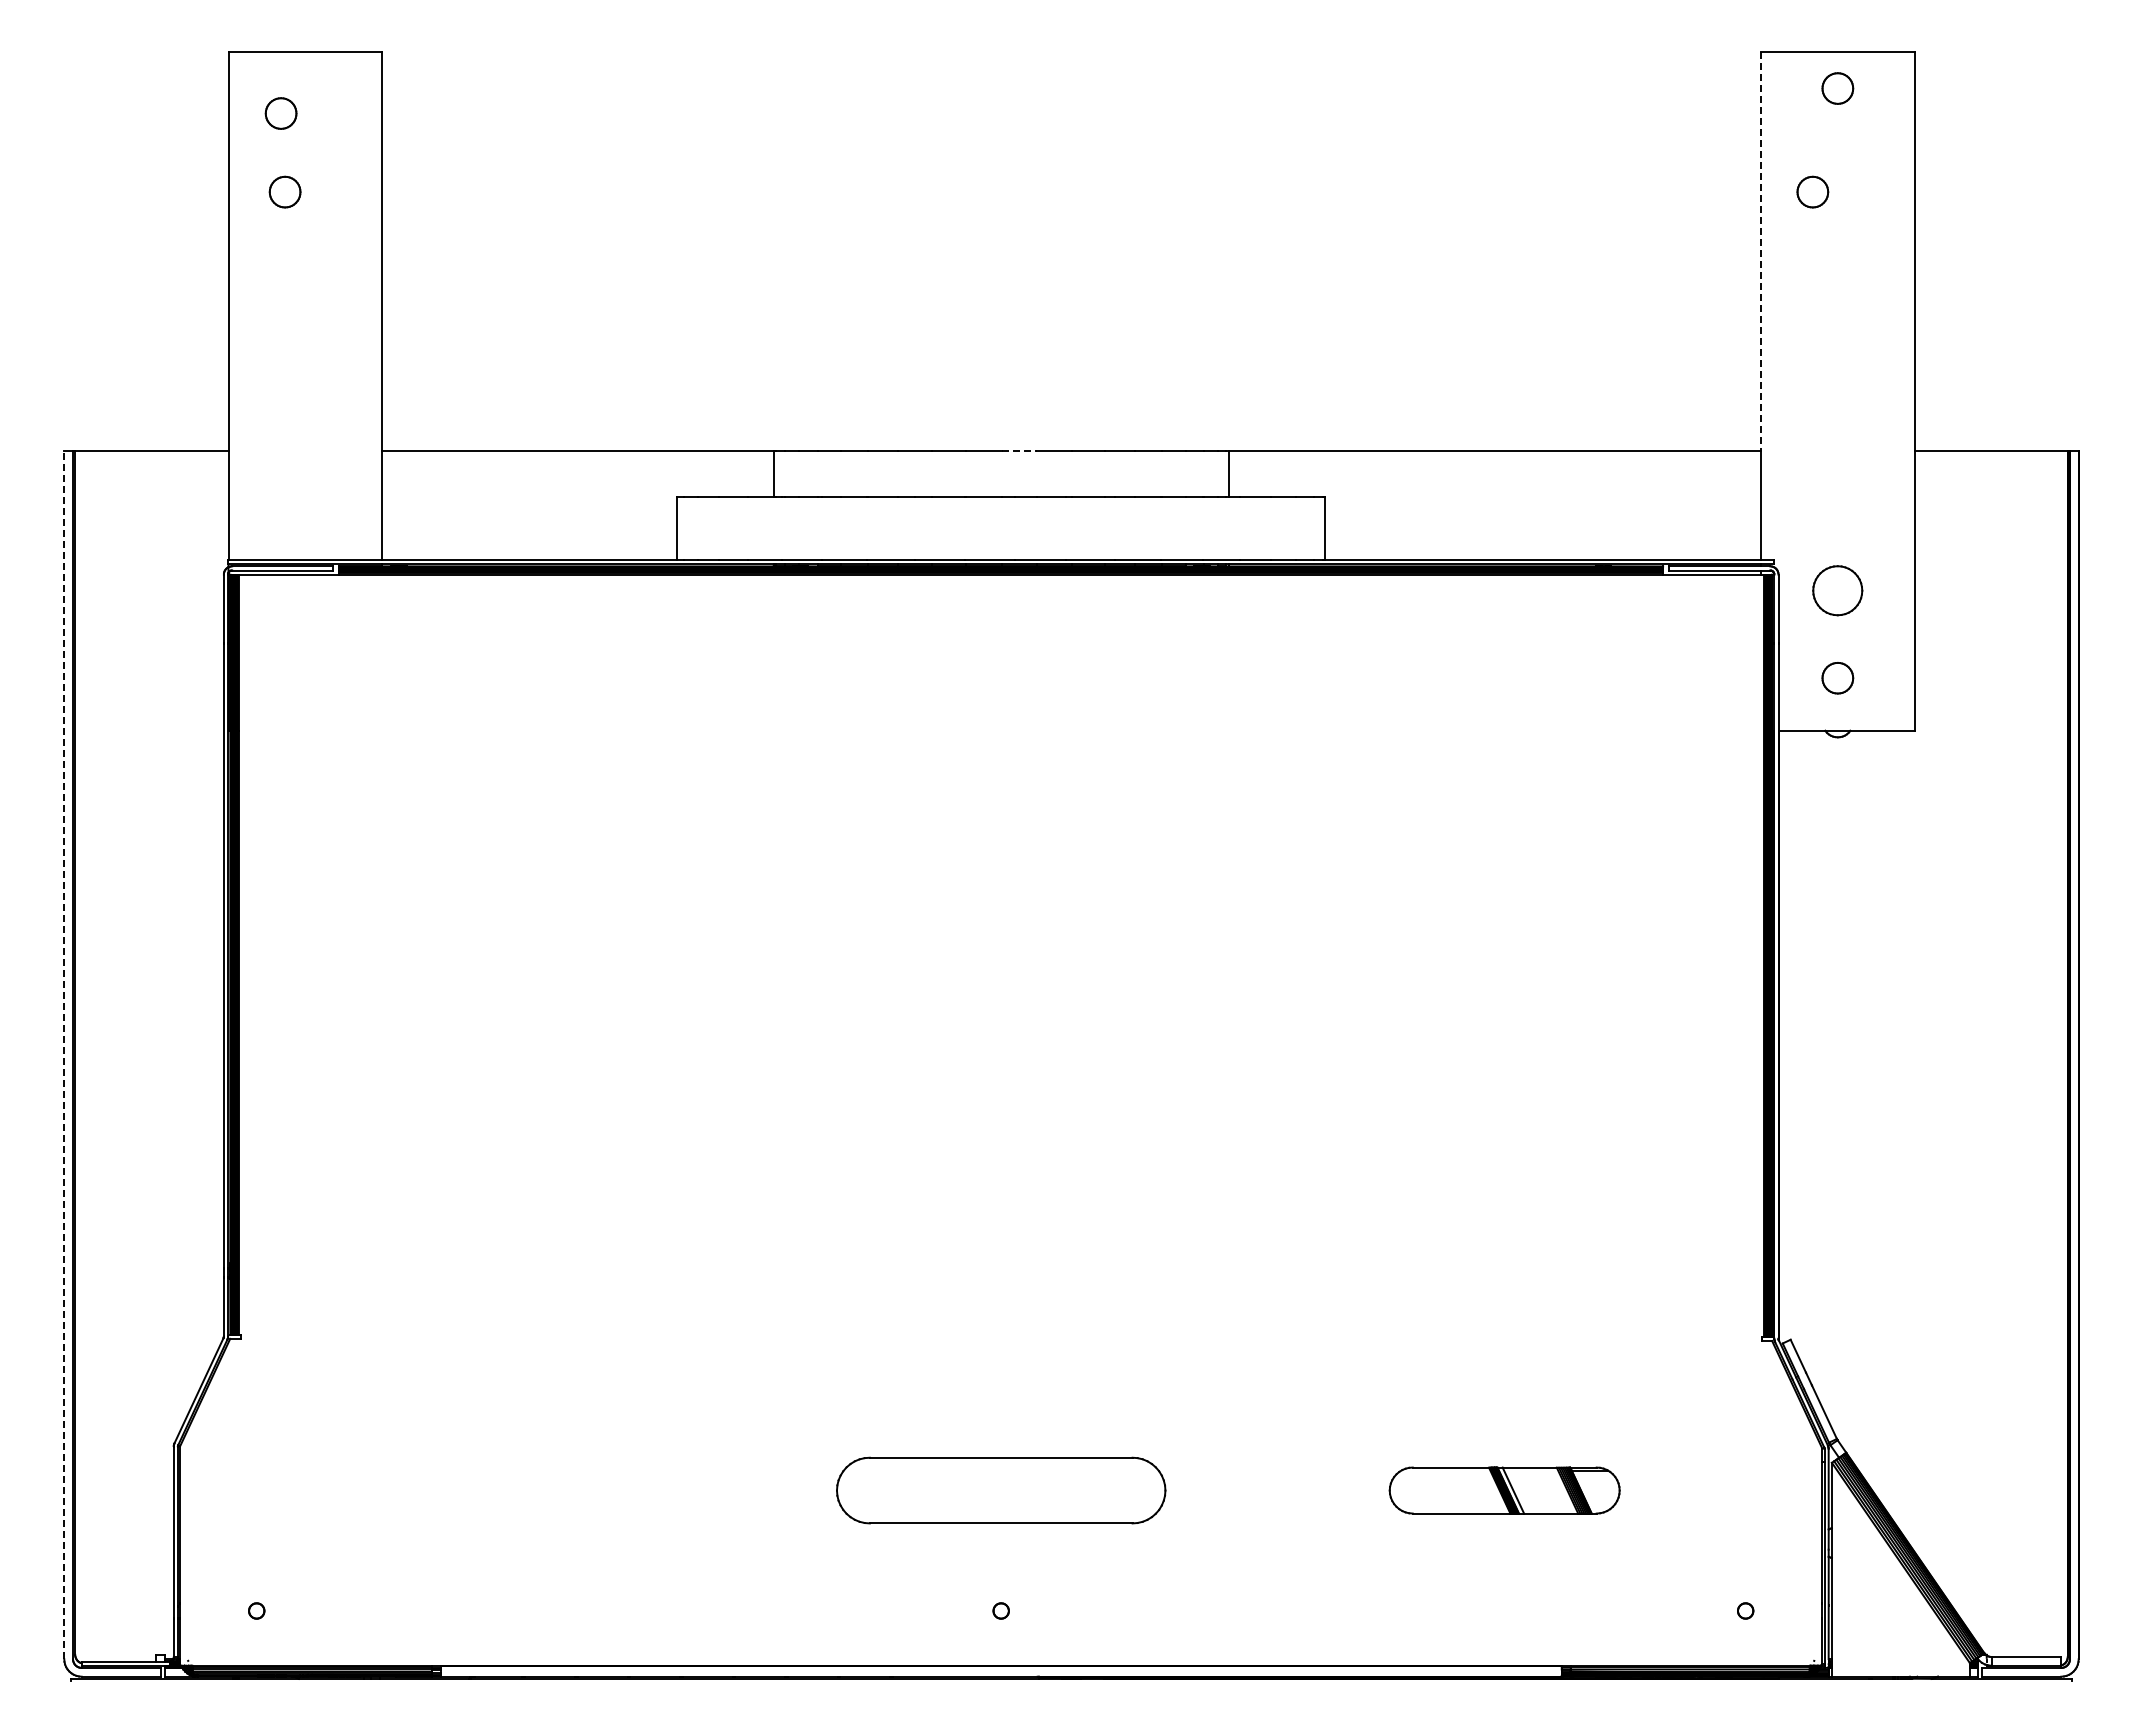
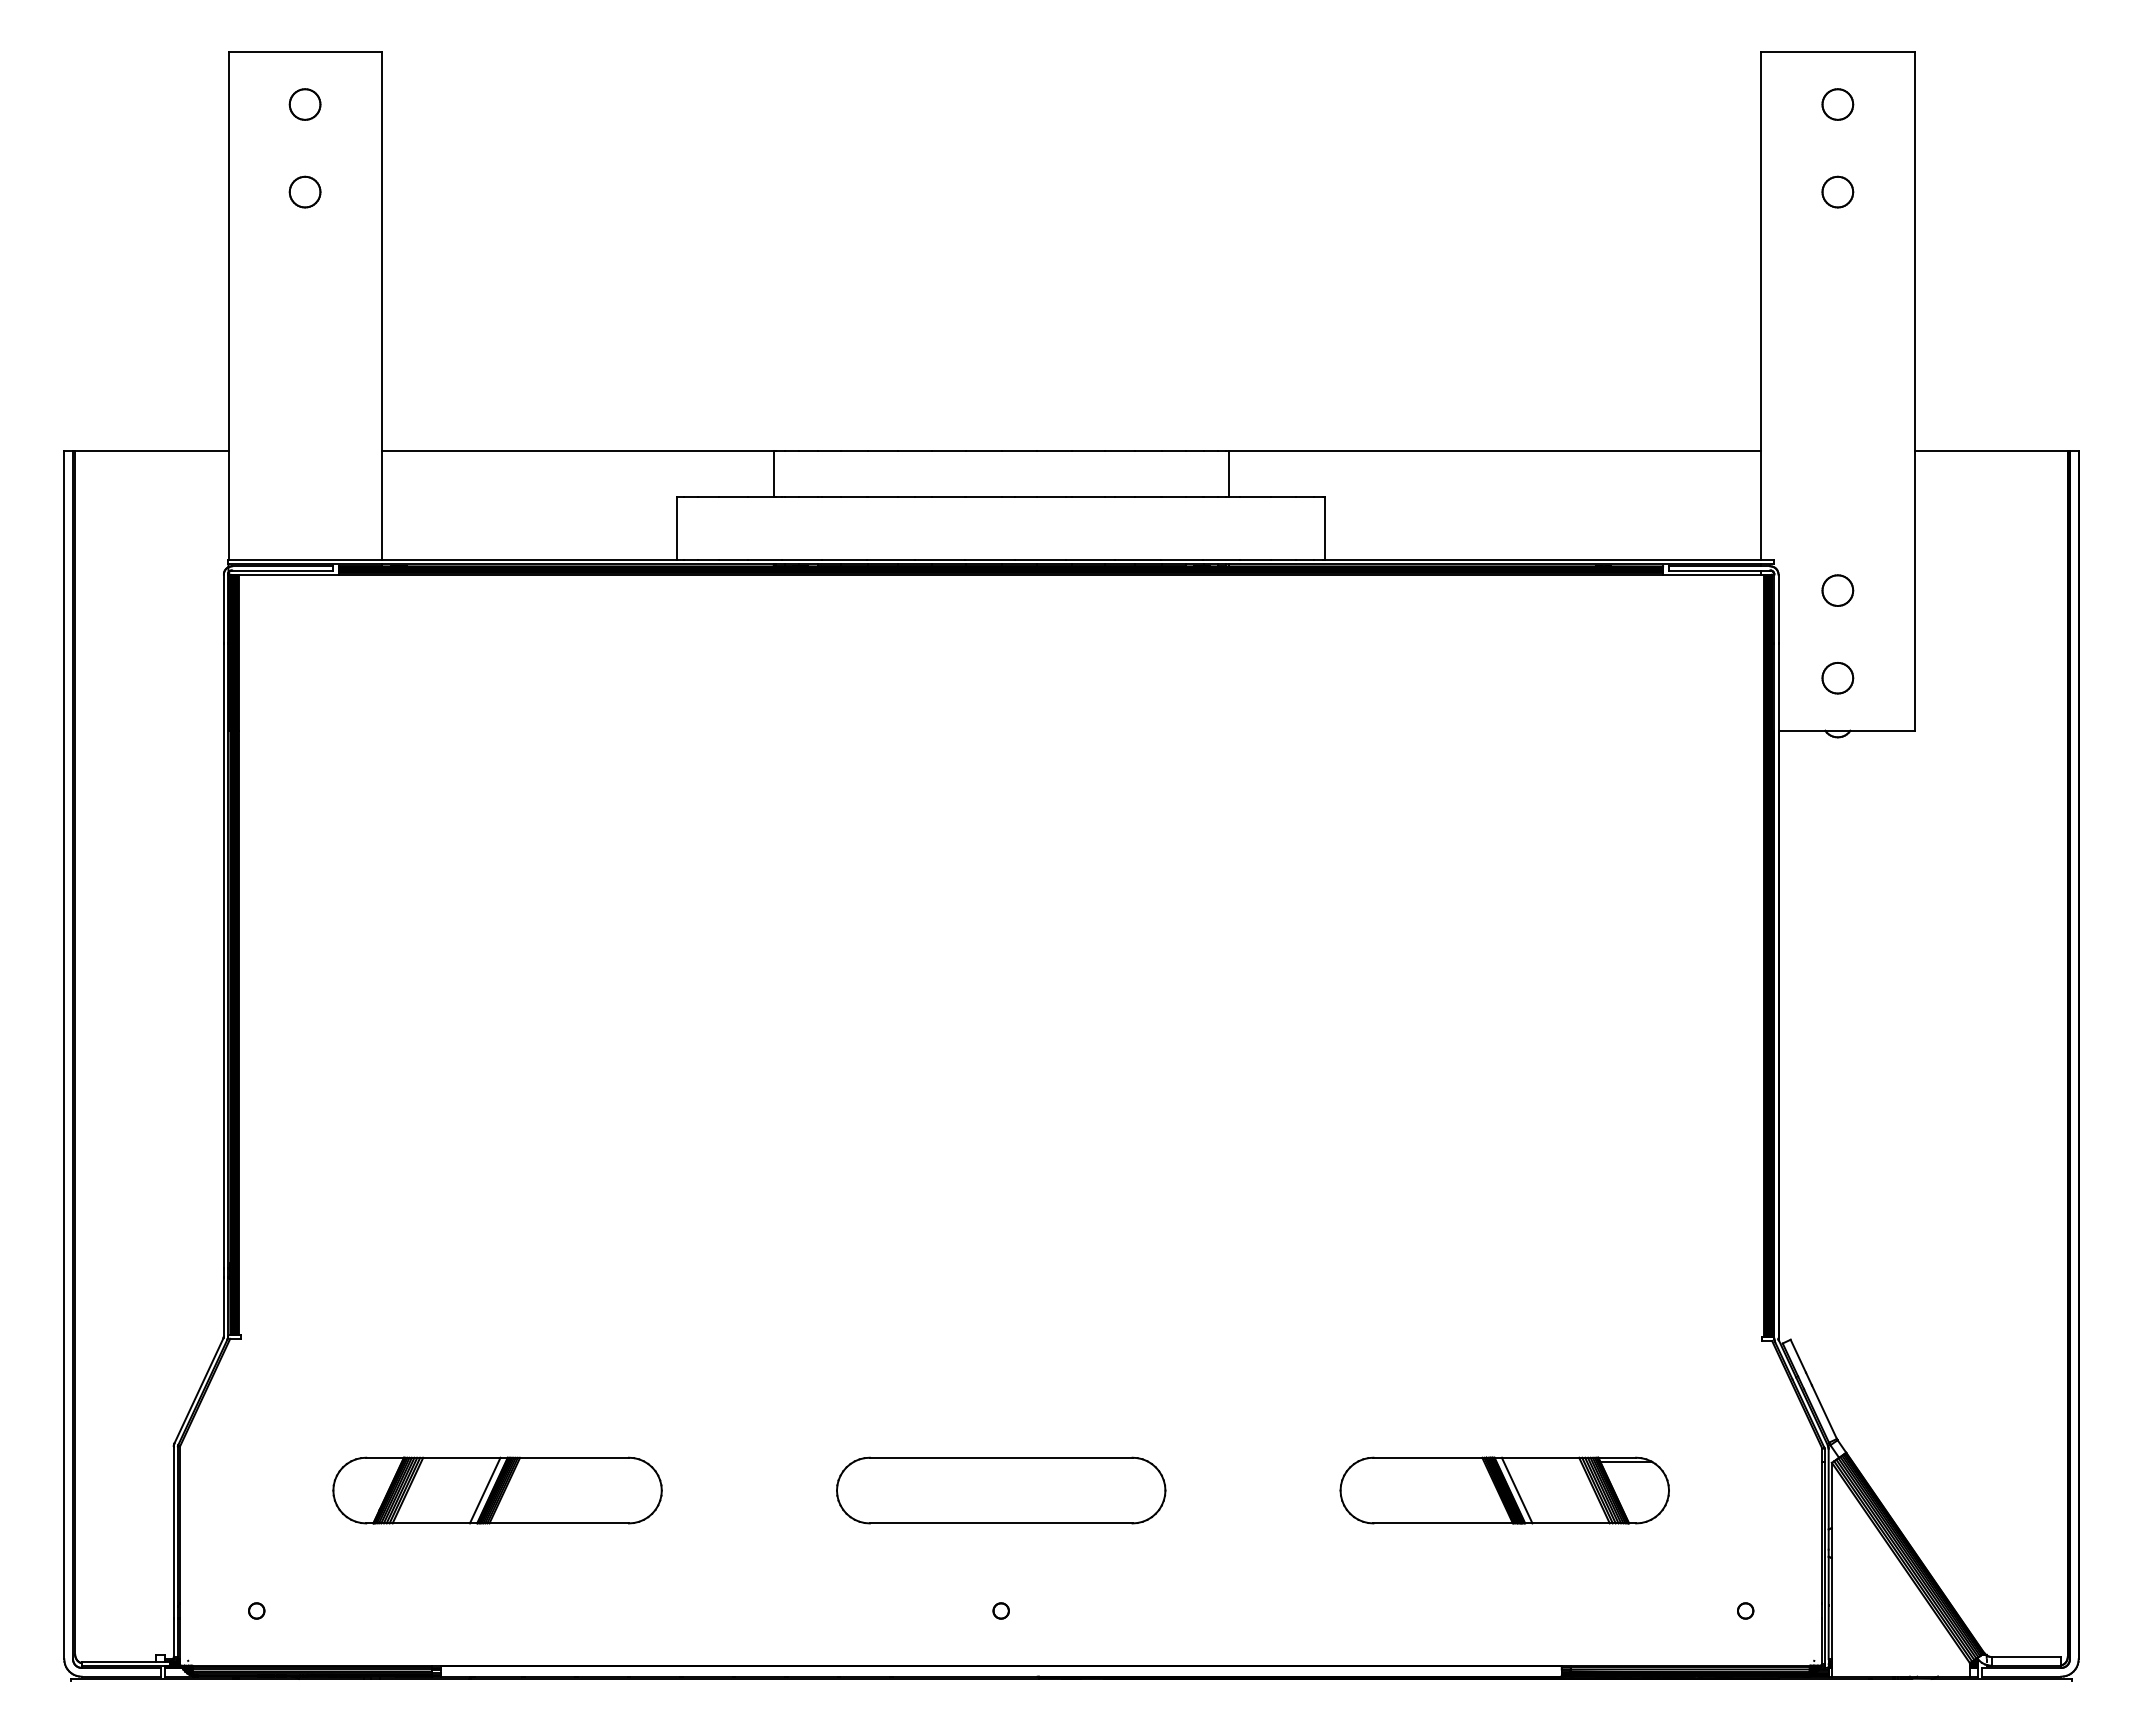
part position: (1837, 88) -> (1837, 104) (1837, 104)
part position: (280, 113) -> (304, 104) (304, 104)
part position: (284, 191) -> (304, 191) (304, 191)
part position: (1812, 191) -> (1837, 191) (1837, 191)
line: dashed -> solid (1761, 251)
line: dashed -> solid (1019, 450)
part size: 52x52 px -> 34x33 px (1837, 590)
line: dashed -> solid (64, 1054)
part: none -> present (497, 1490)
part size: 233x49 px -> 331x69 px (1504, 1490)
